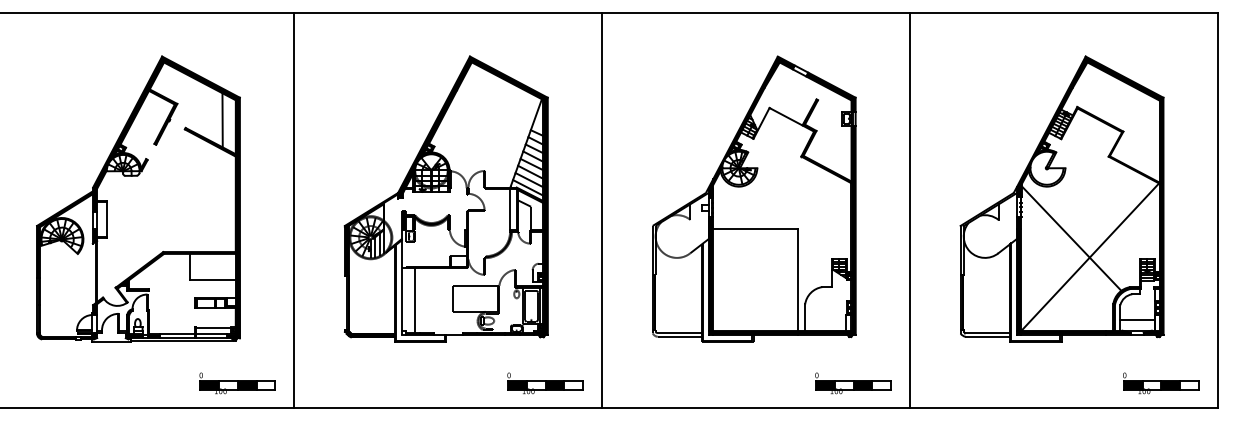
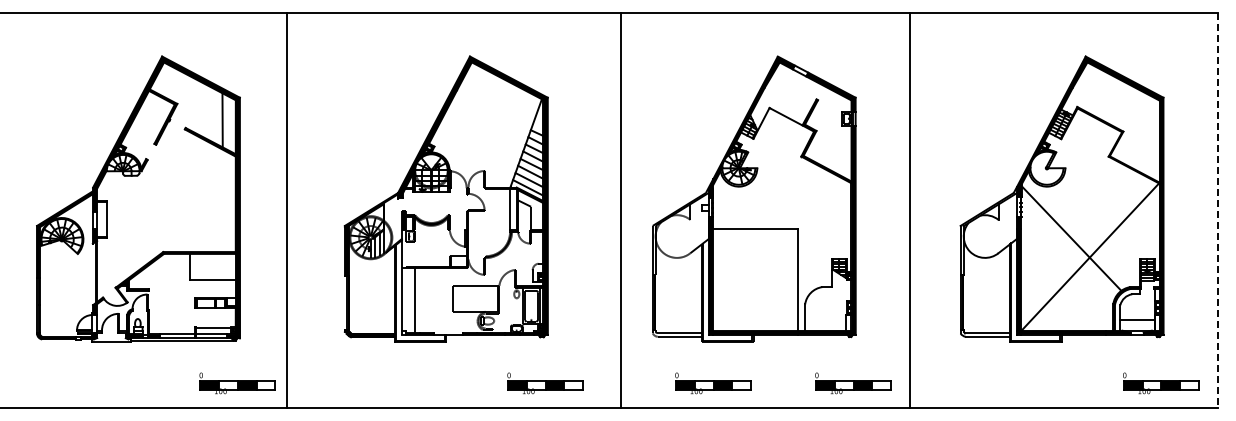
line position: (294, 210) -> (287, 210) (287, 210)
line position: (601, 210) -> (620, 210) (620, 210)
line: solid -> dashed (1217, 210)
part: none -> present (713, 383)
